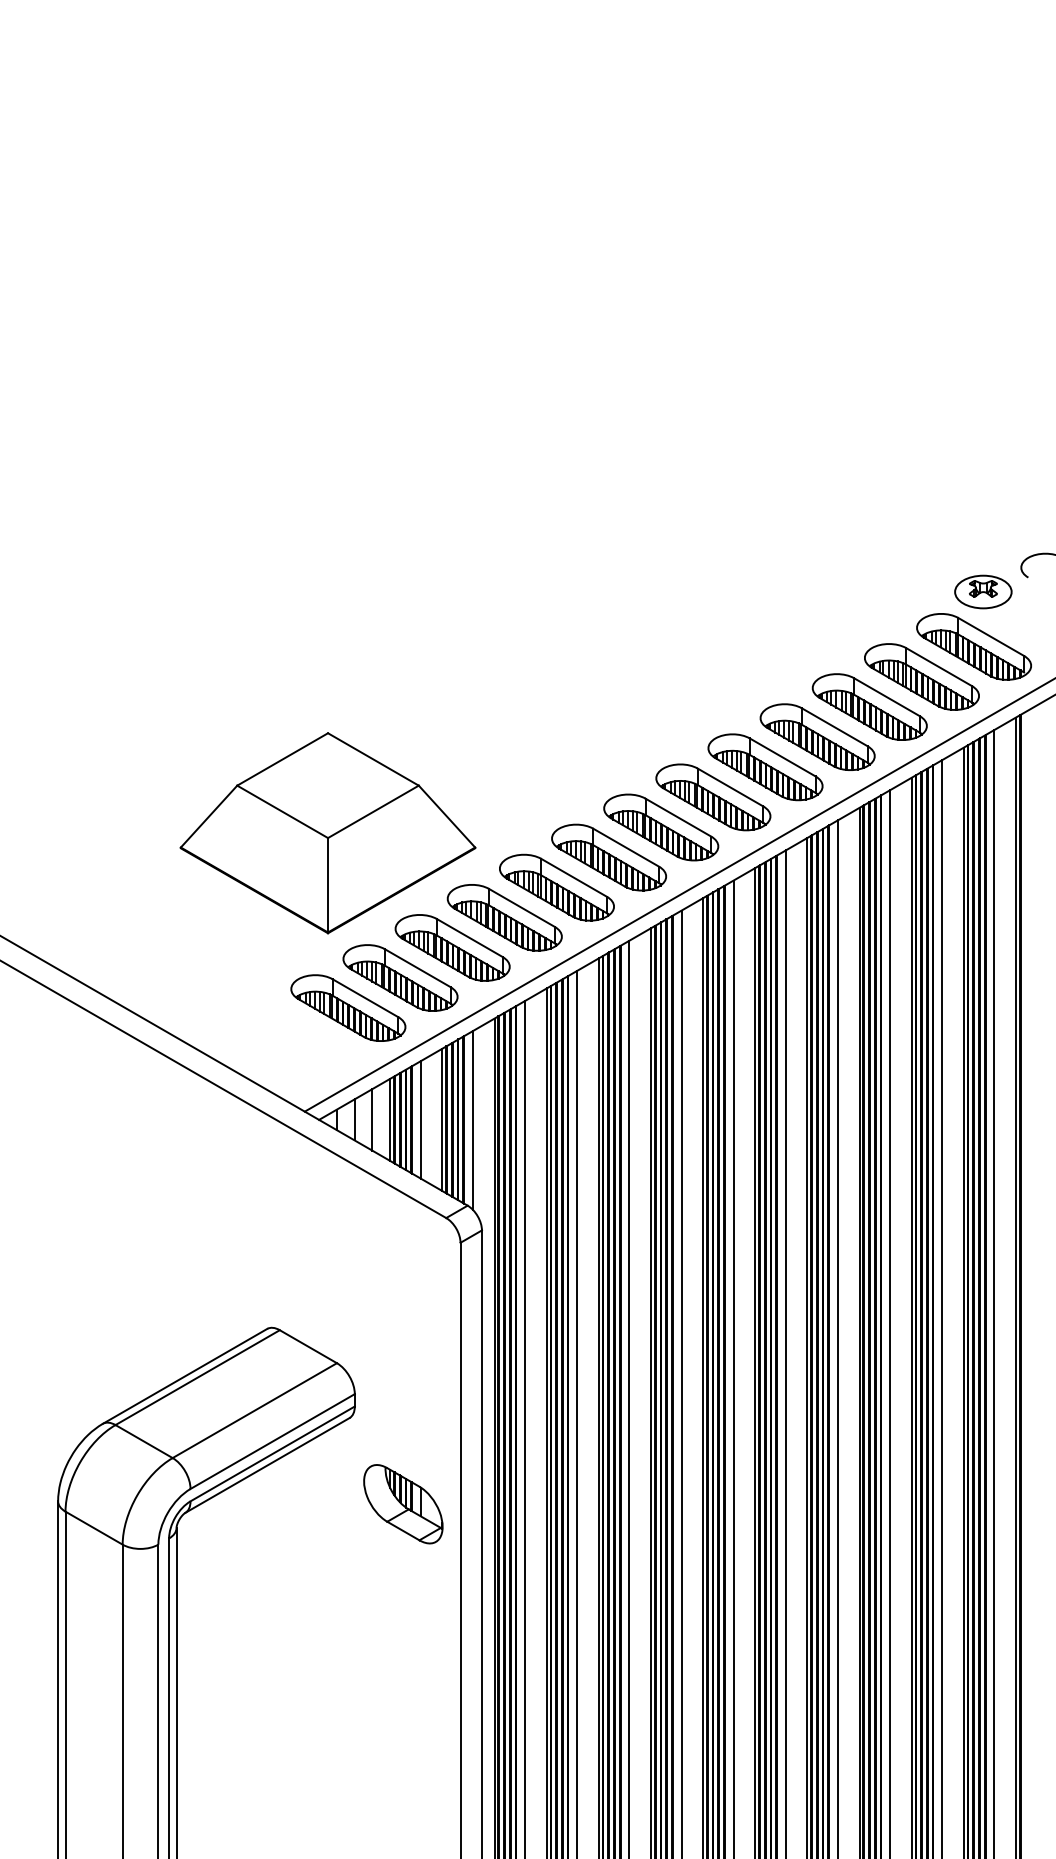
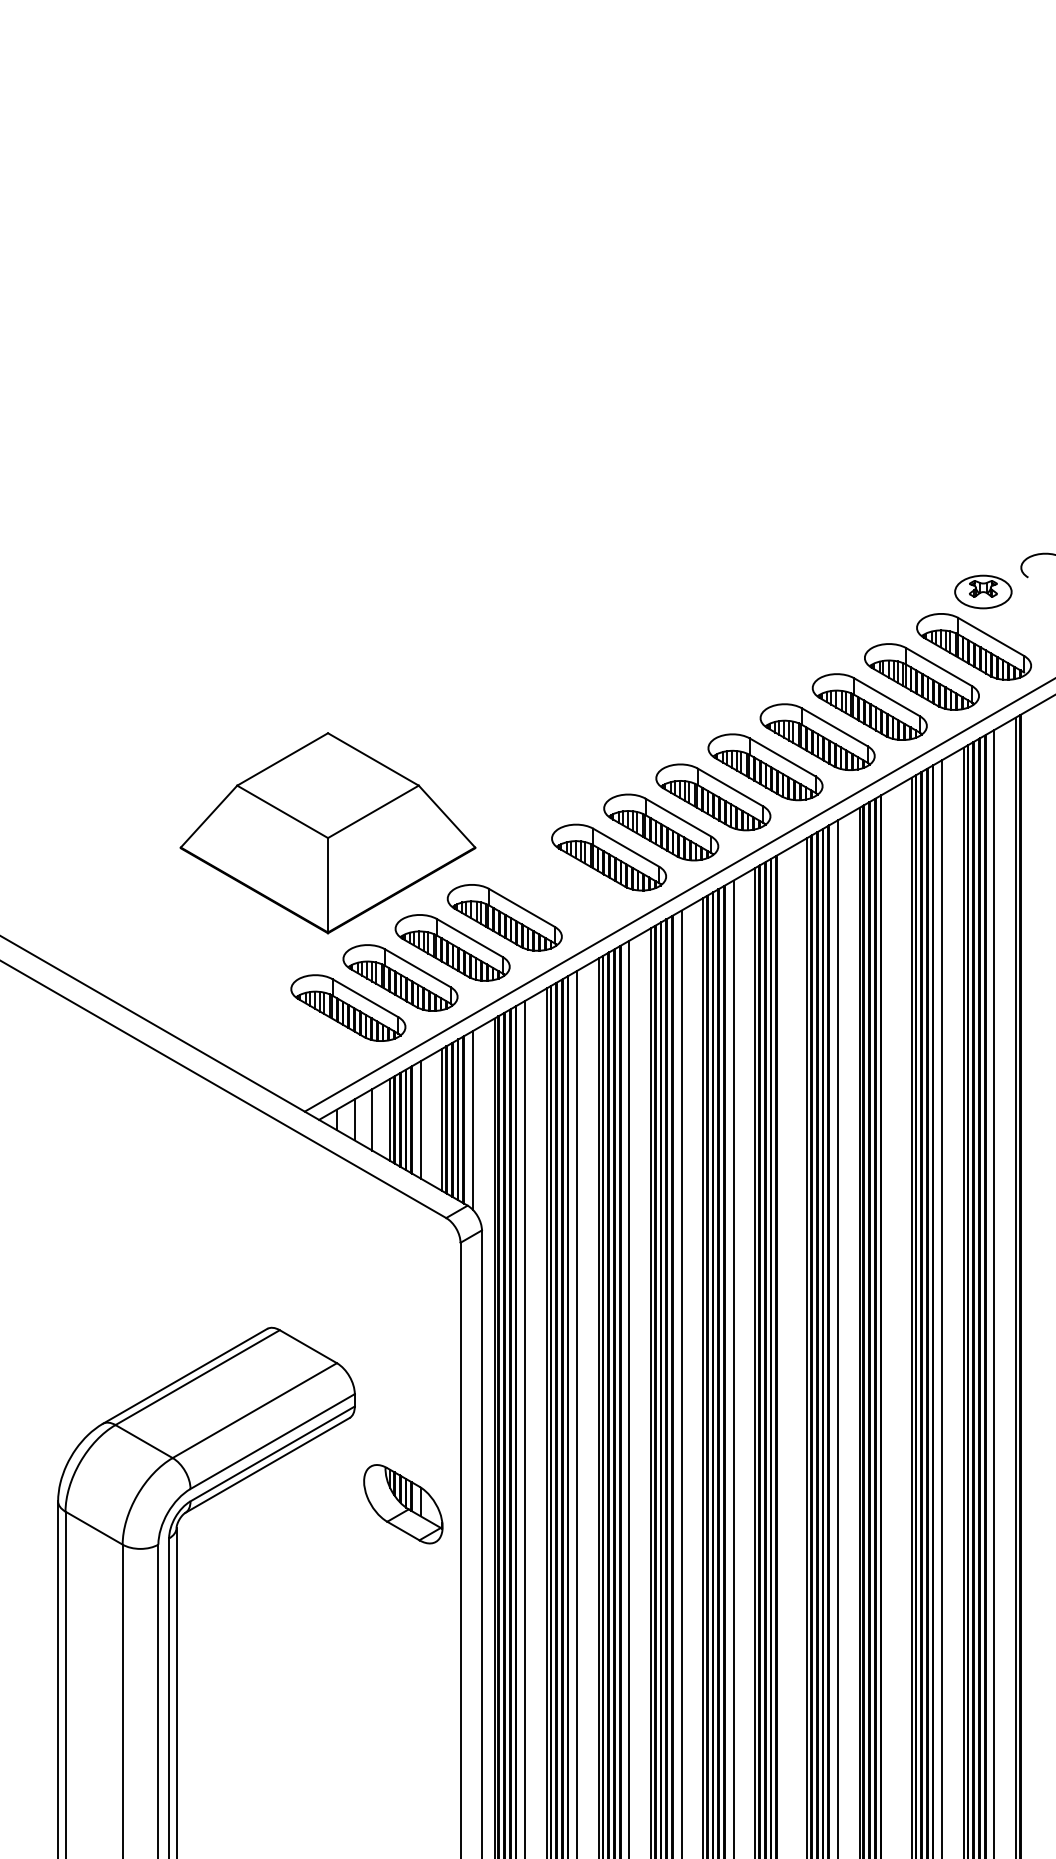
part: present -> none (556, 887)
line: present -> none (890, 1322)
line: present -> none (785, 1352)
